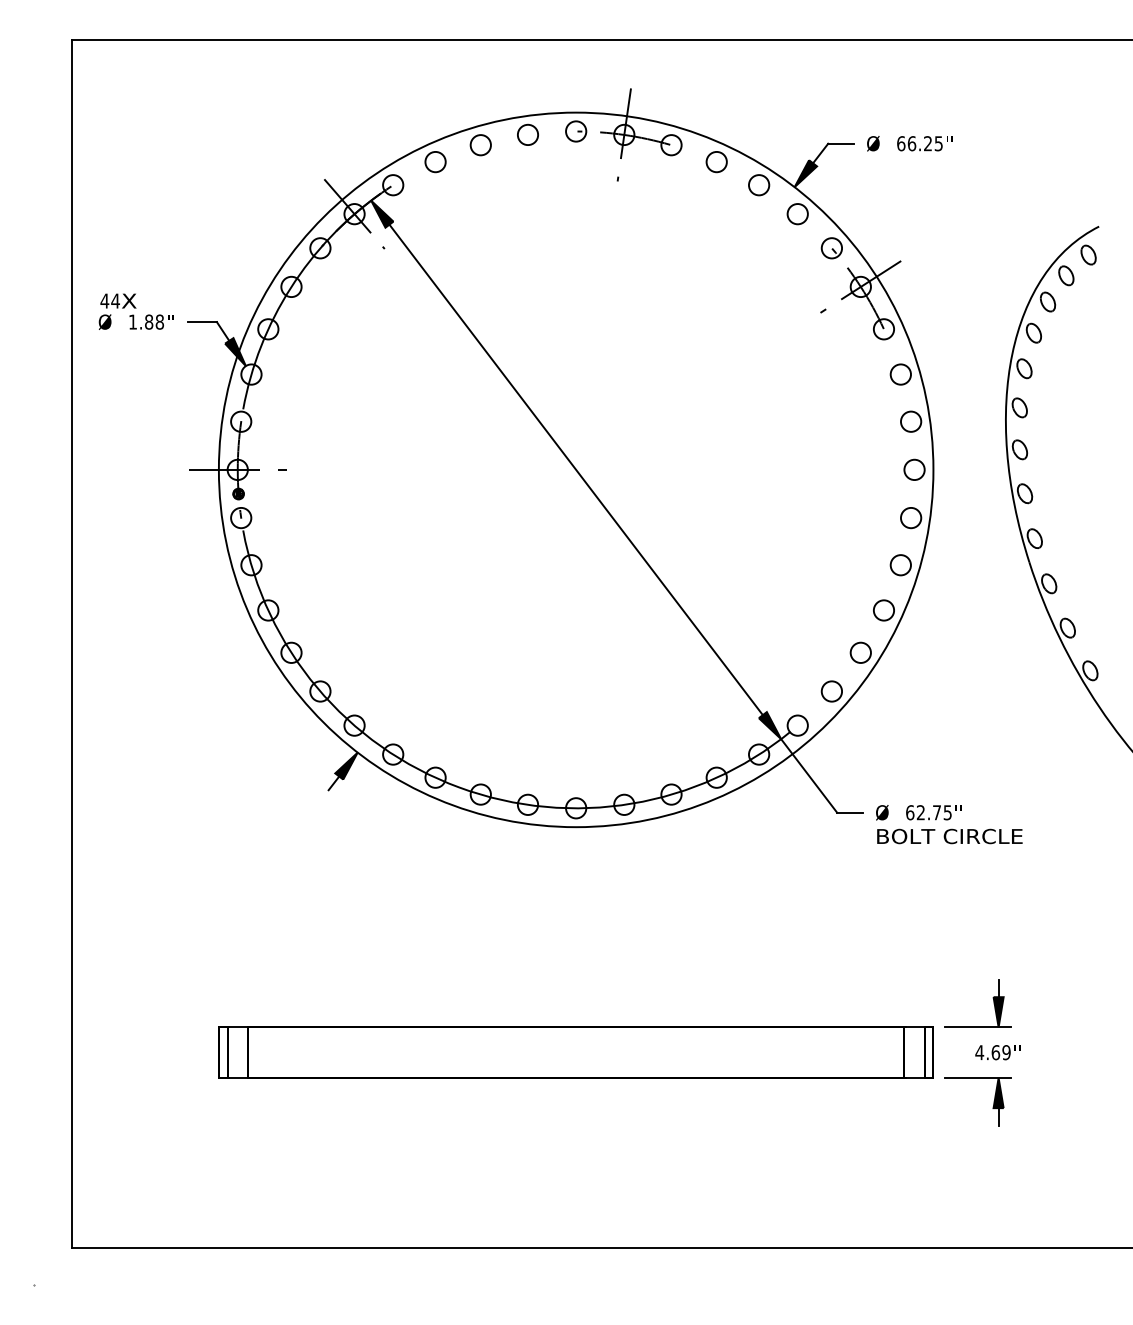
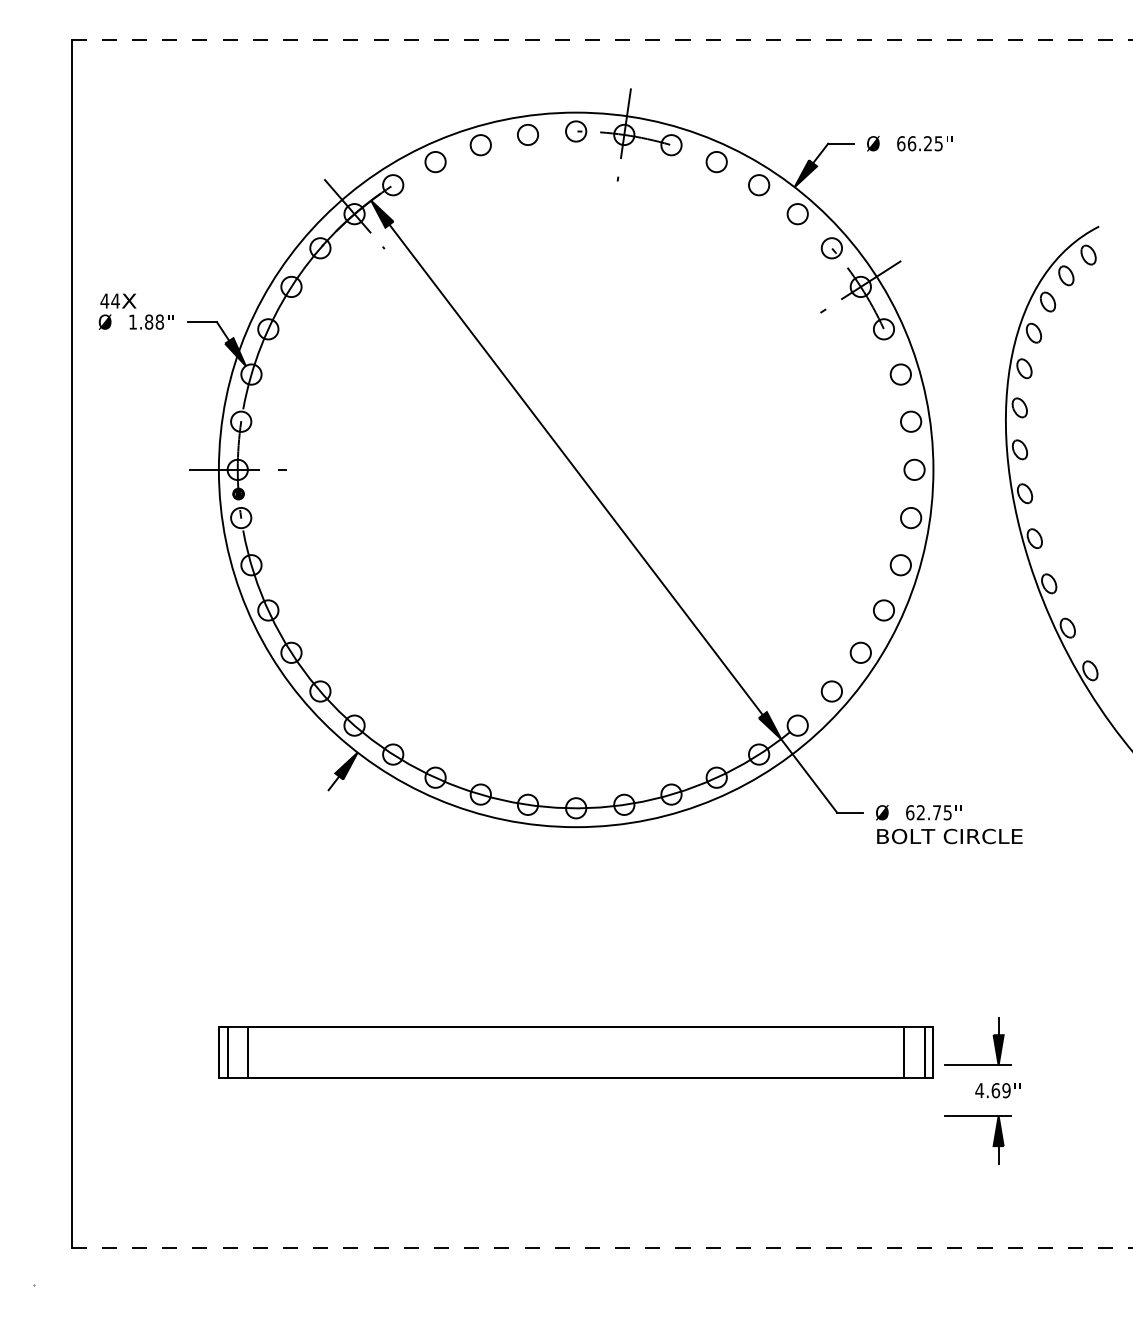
line: solid -> dashed (602, 39)
part position: (982, 1052) -> (982, 1090) (982, 1090)
line: solid -> dashed (602, 1247)
